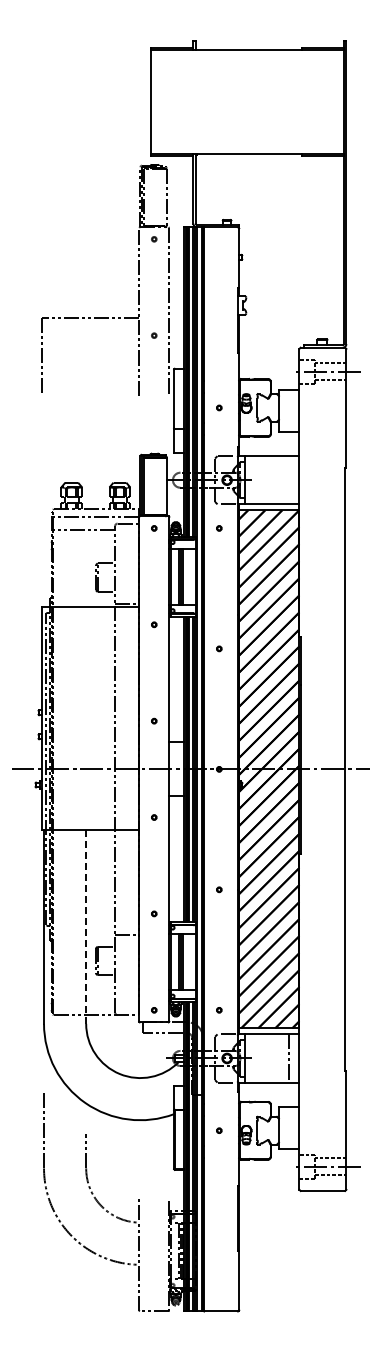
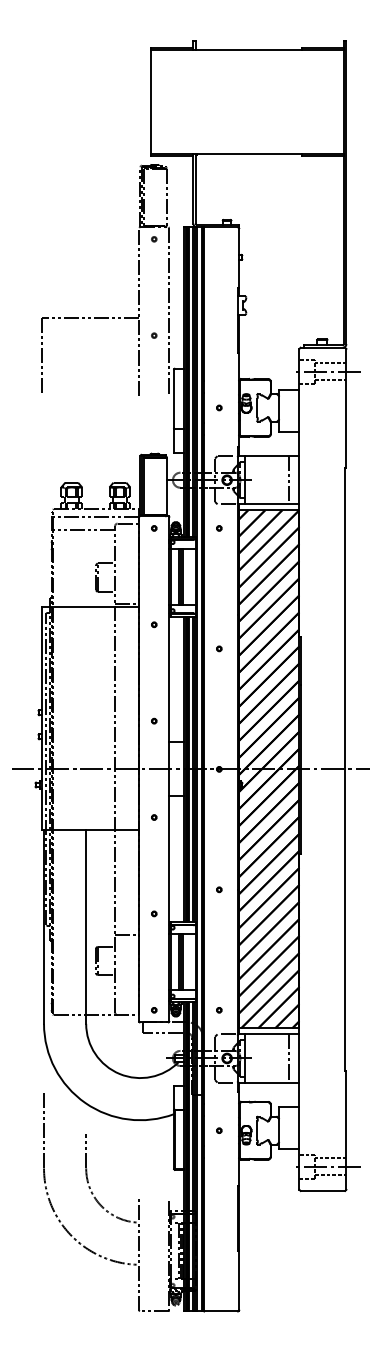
line: none -> present (288, 480)
line: dashed -> solid (86, 926)
